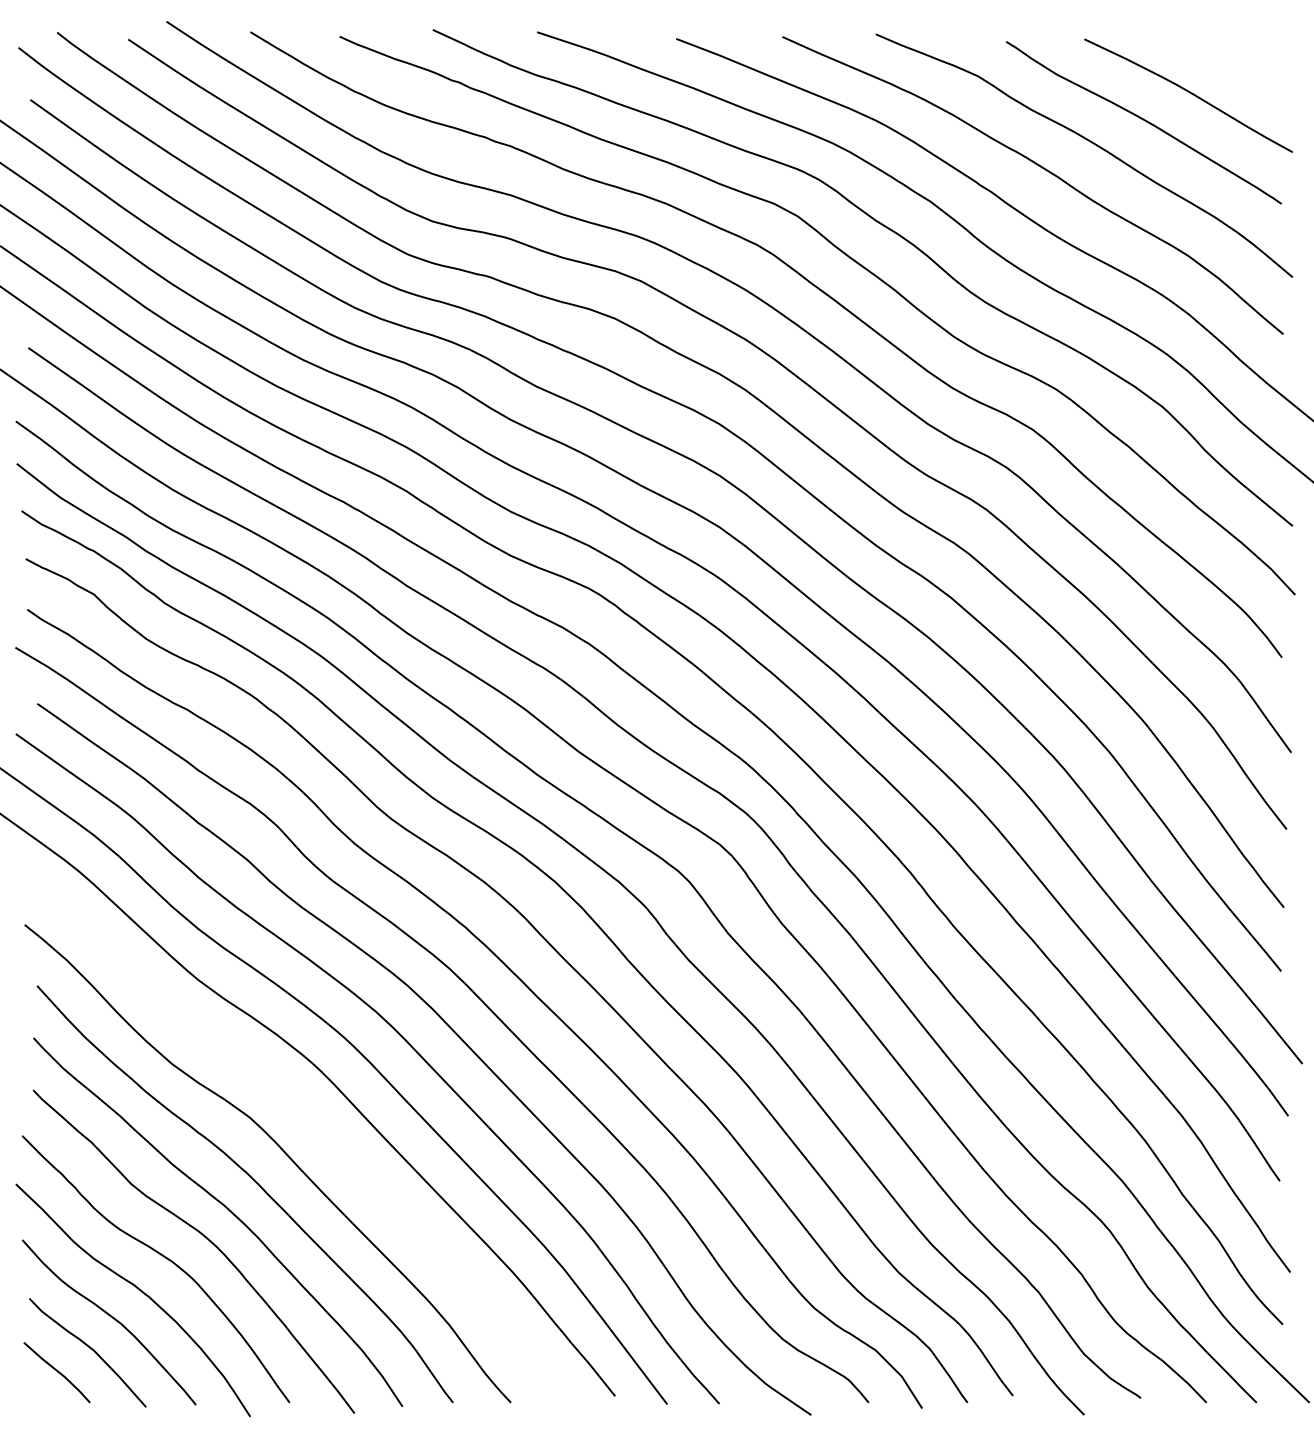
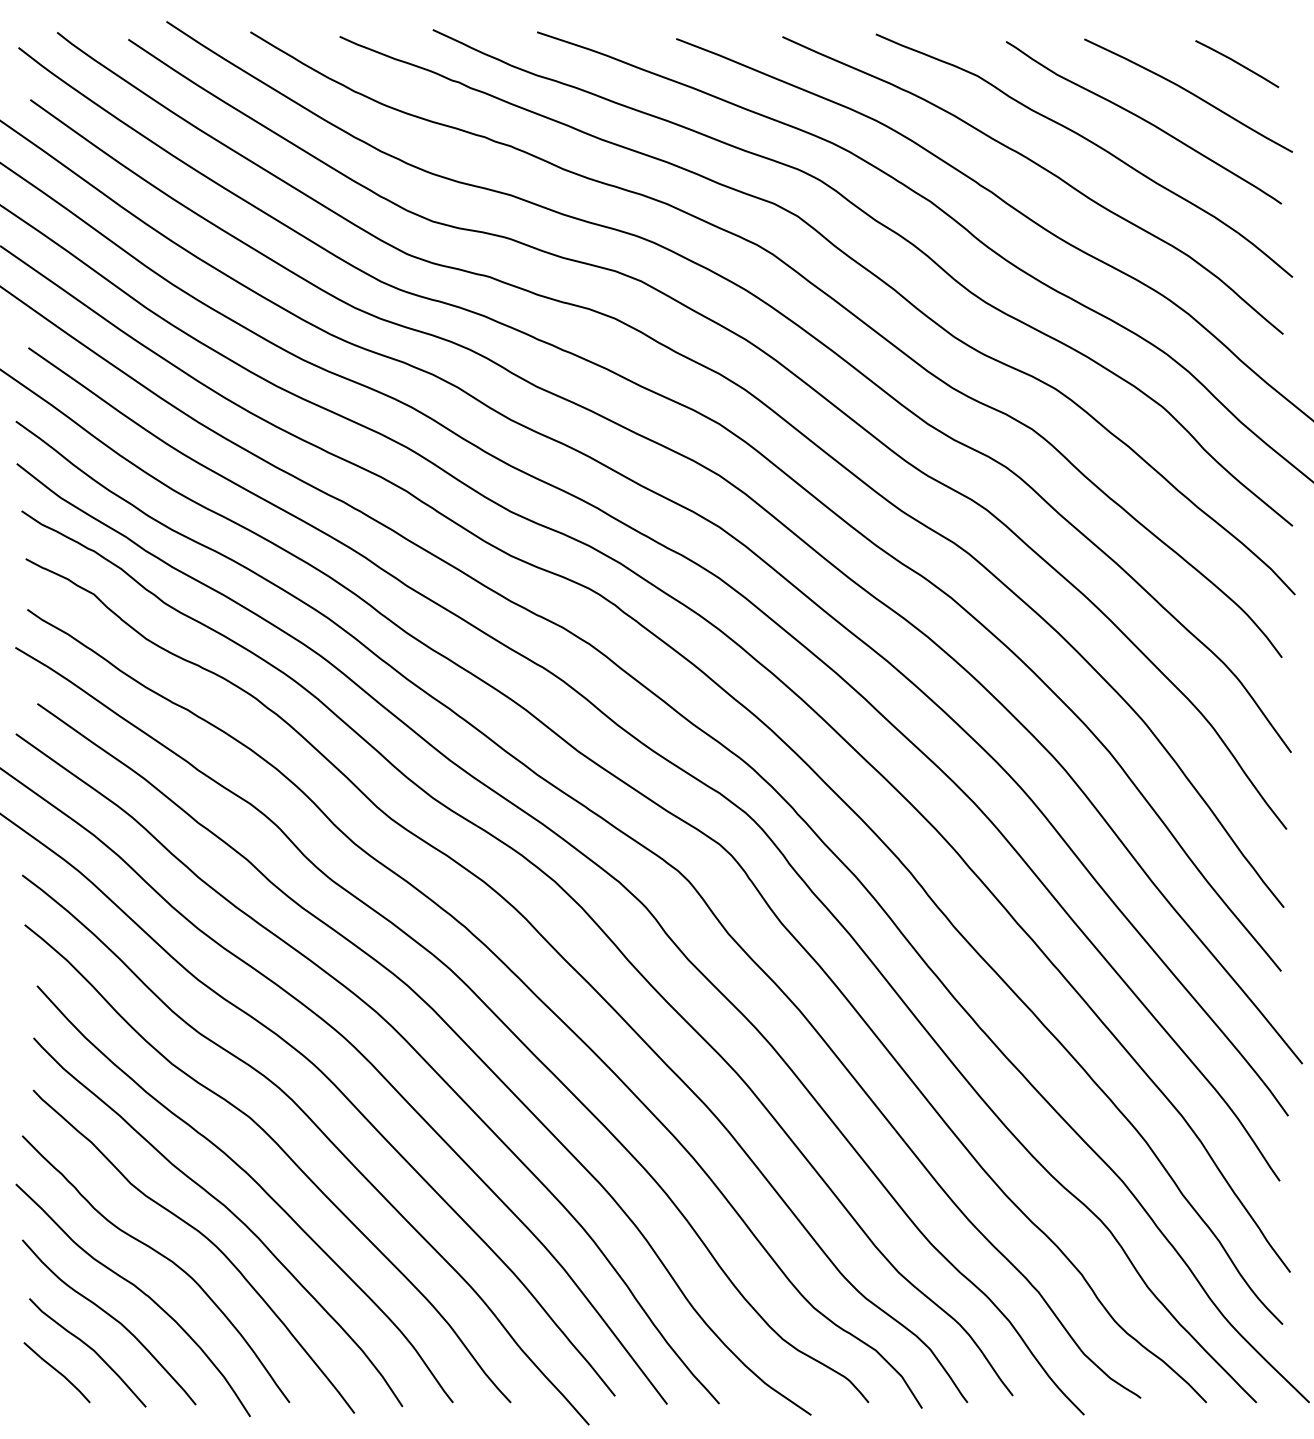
line: none -> present (1237, 63)
curve: none -> present (325, 1137)
